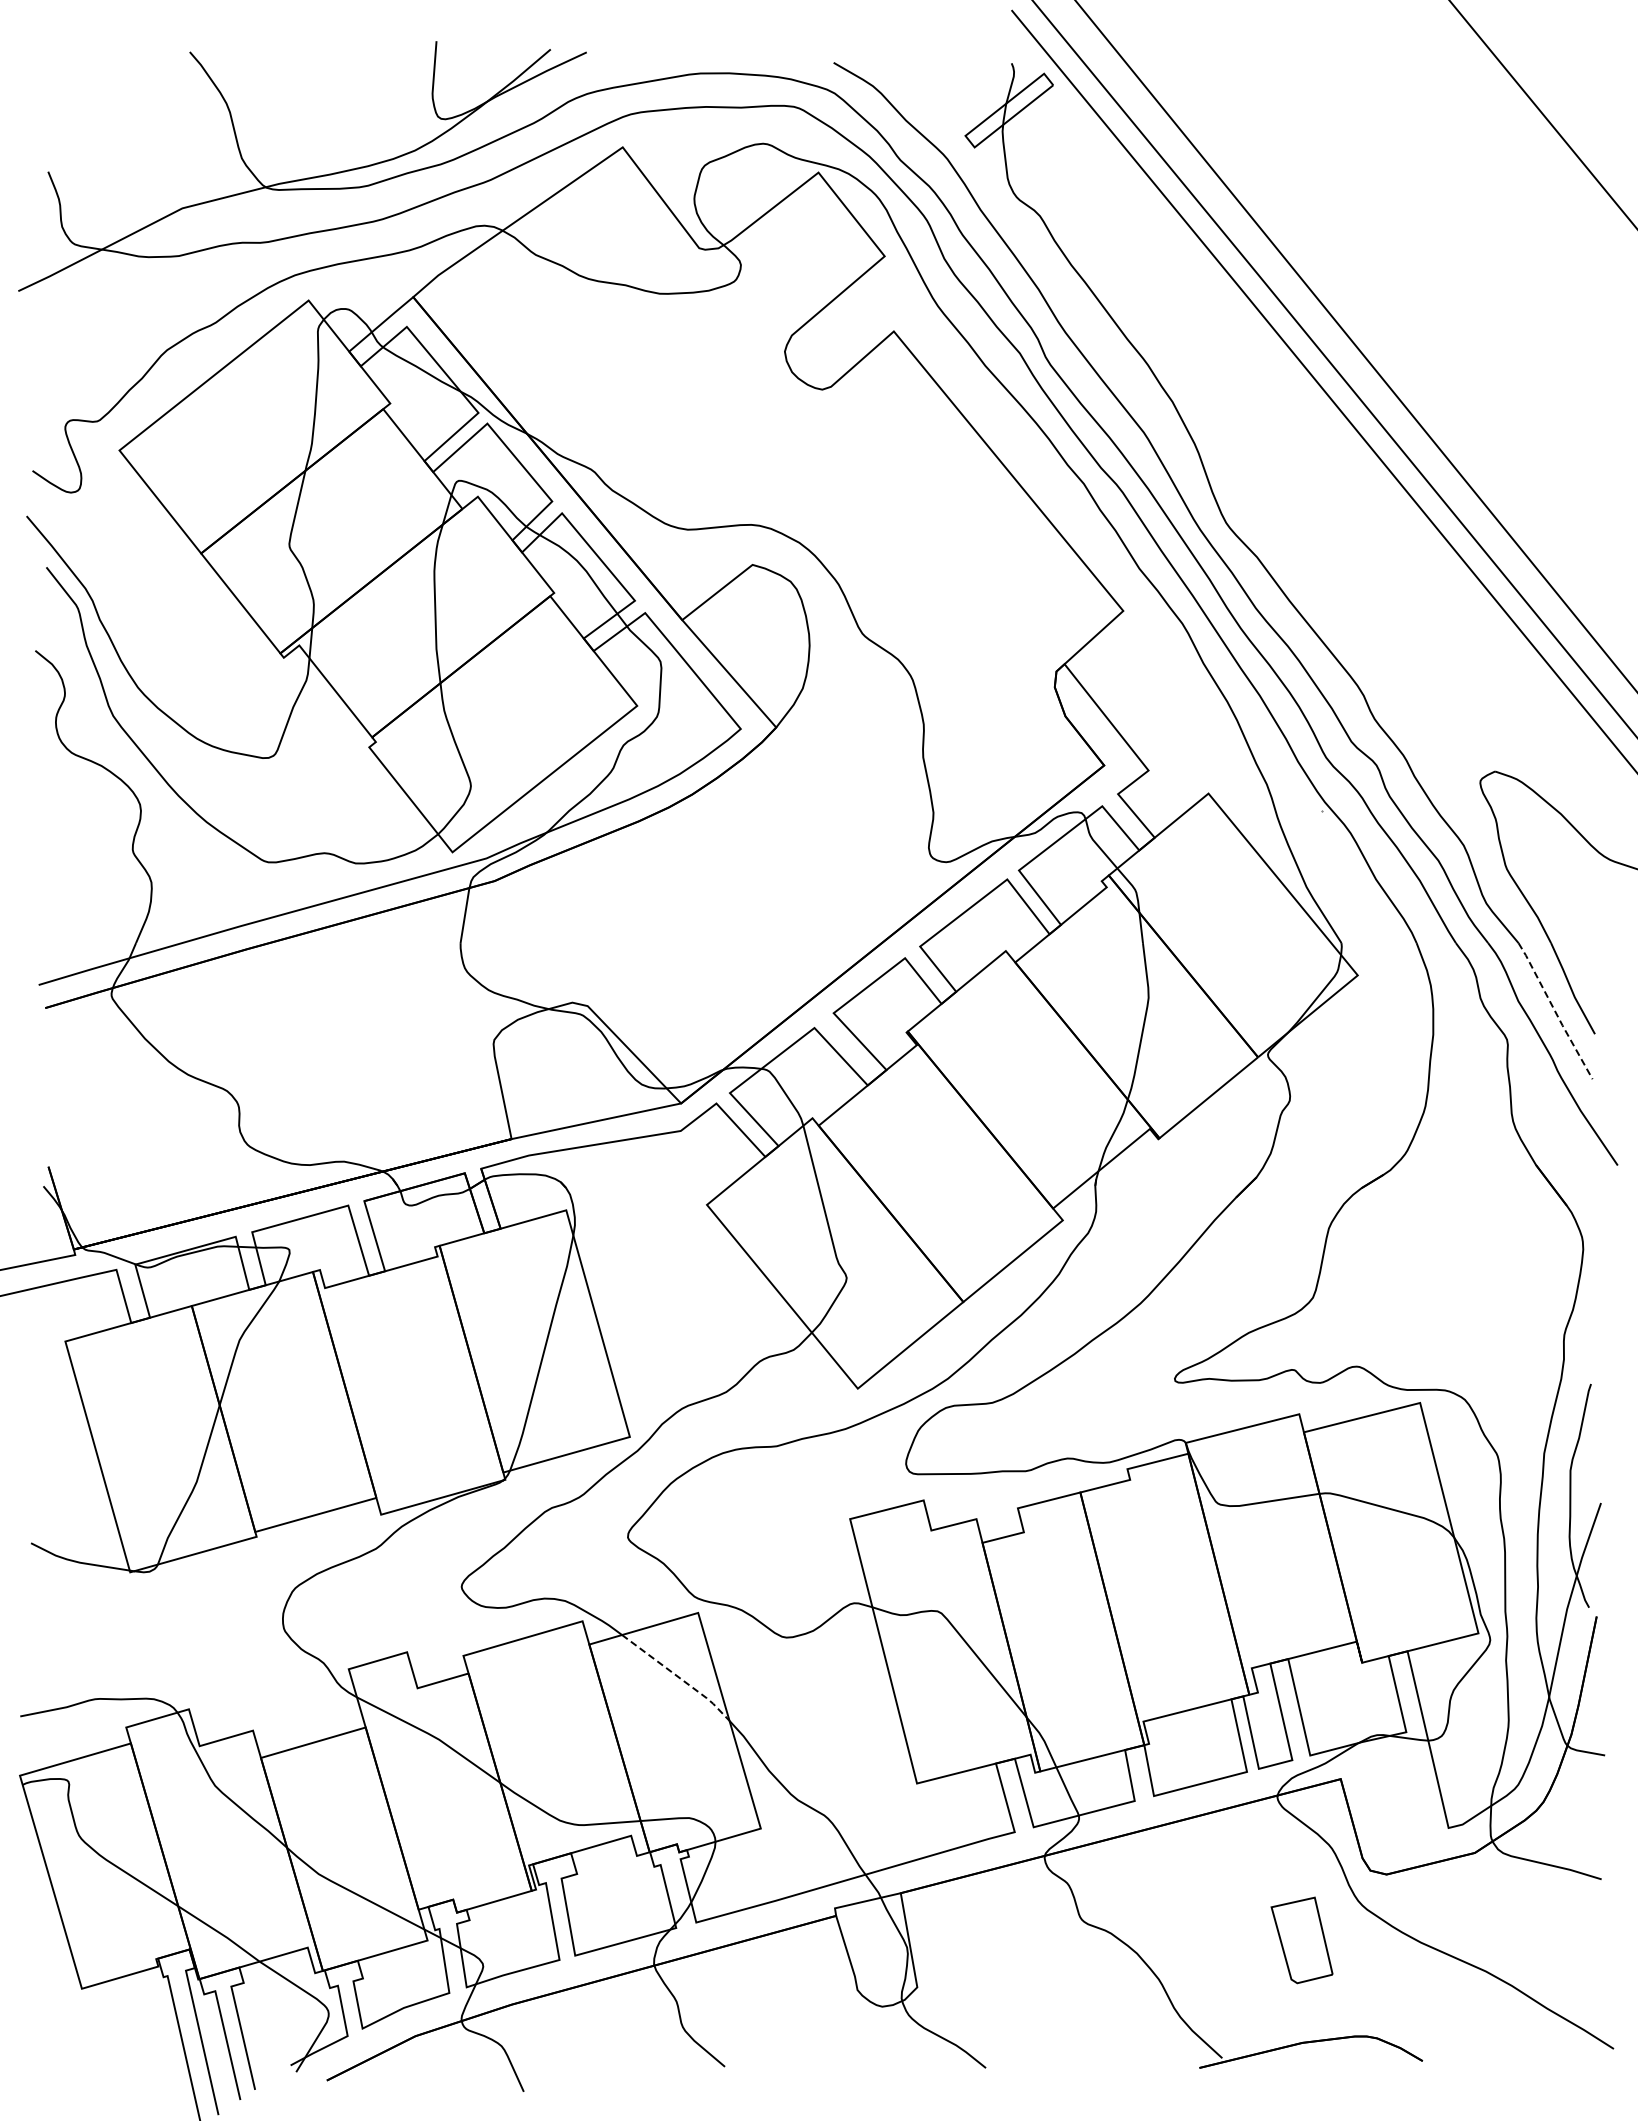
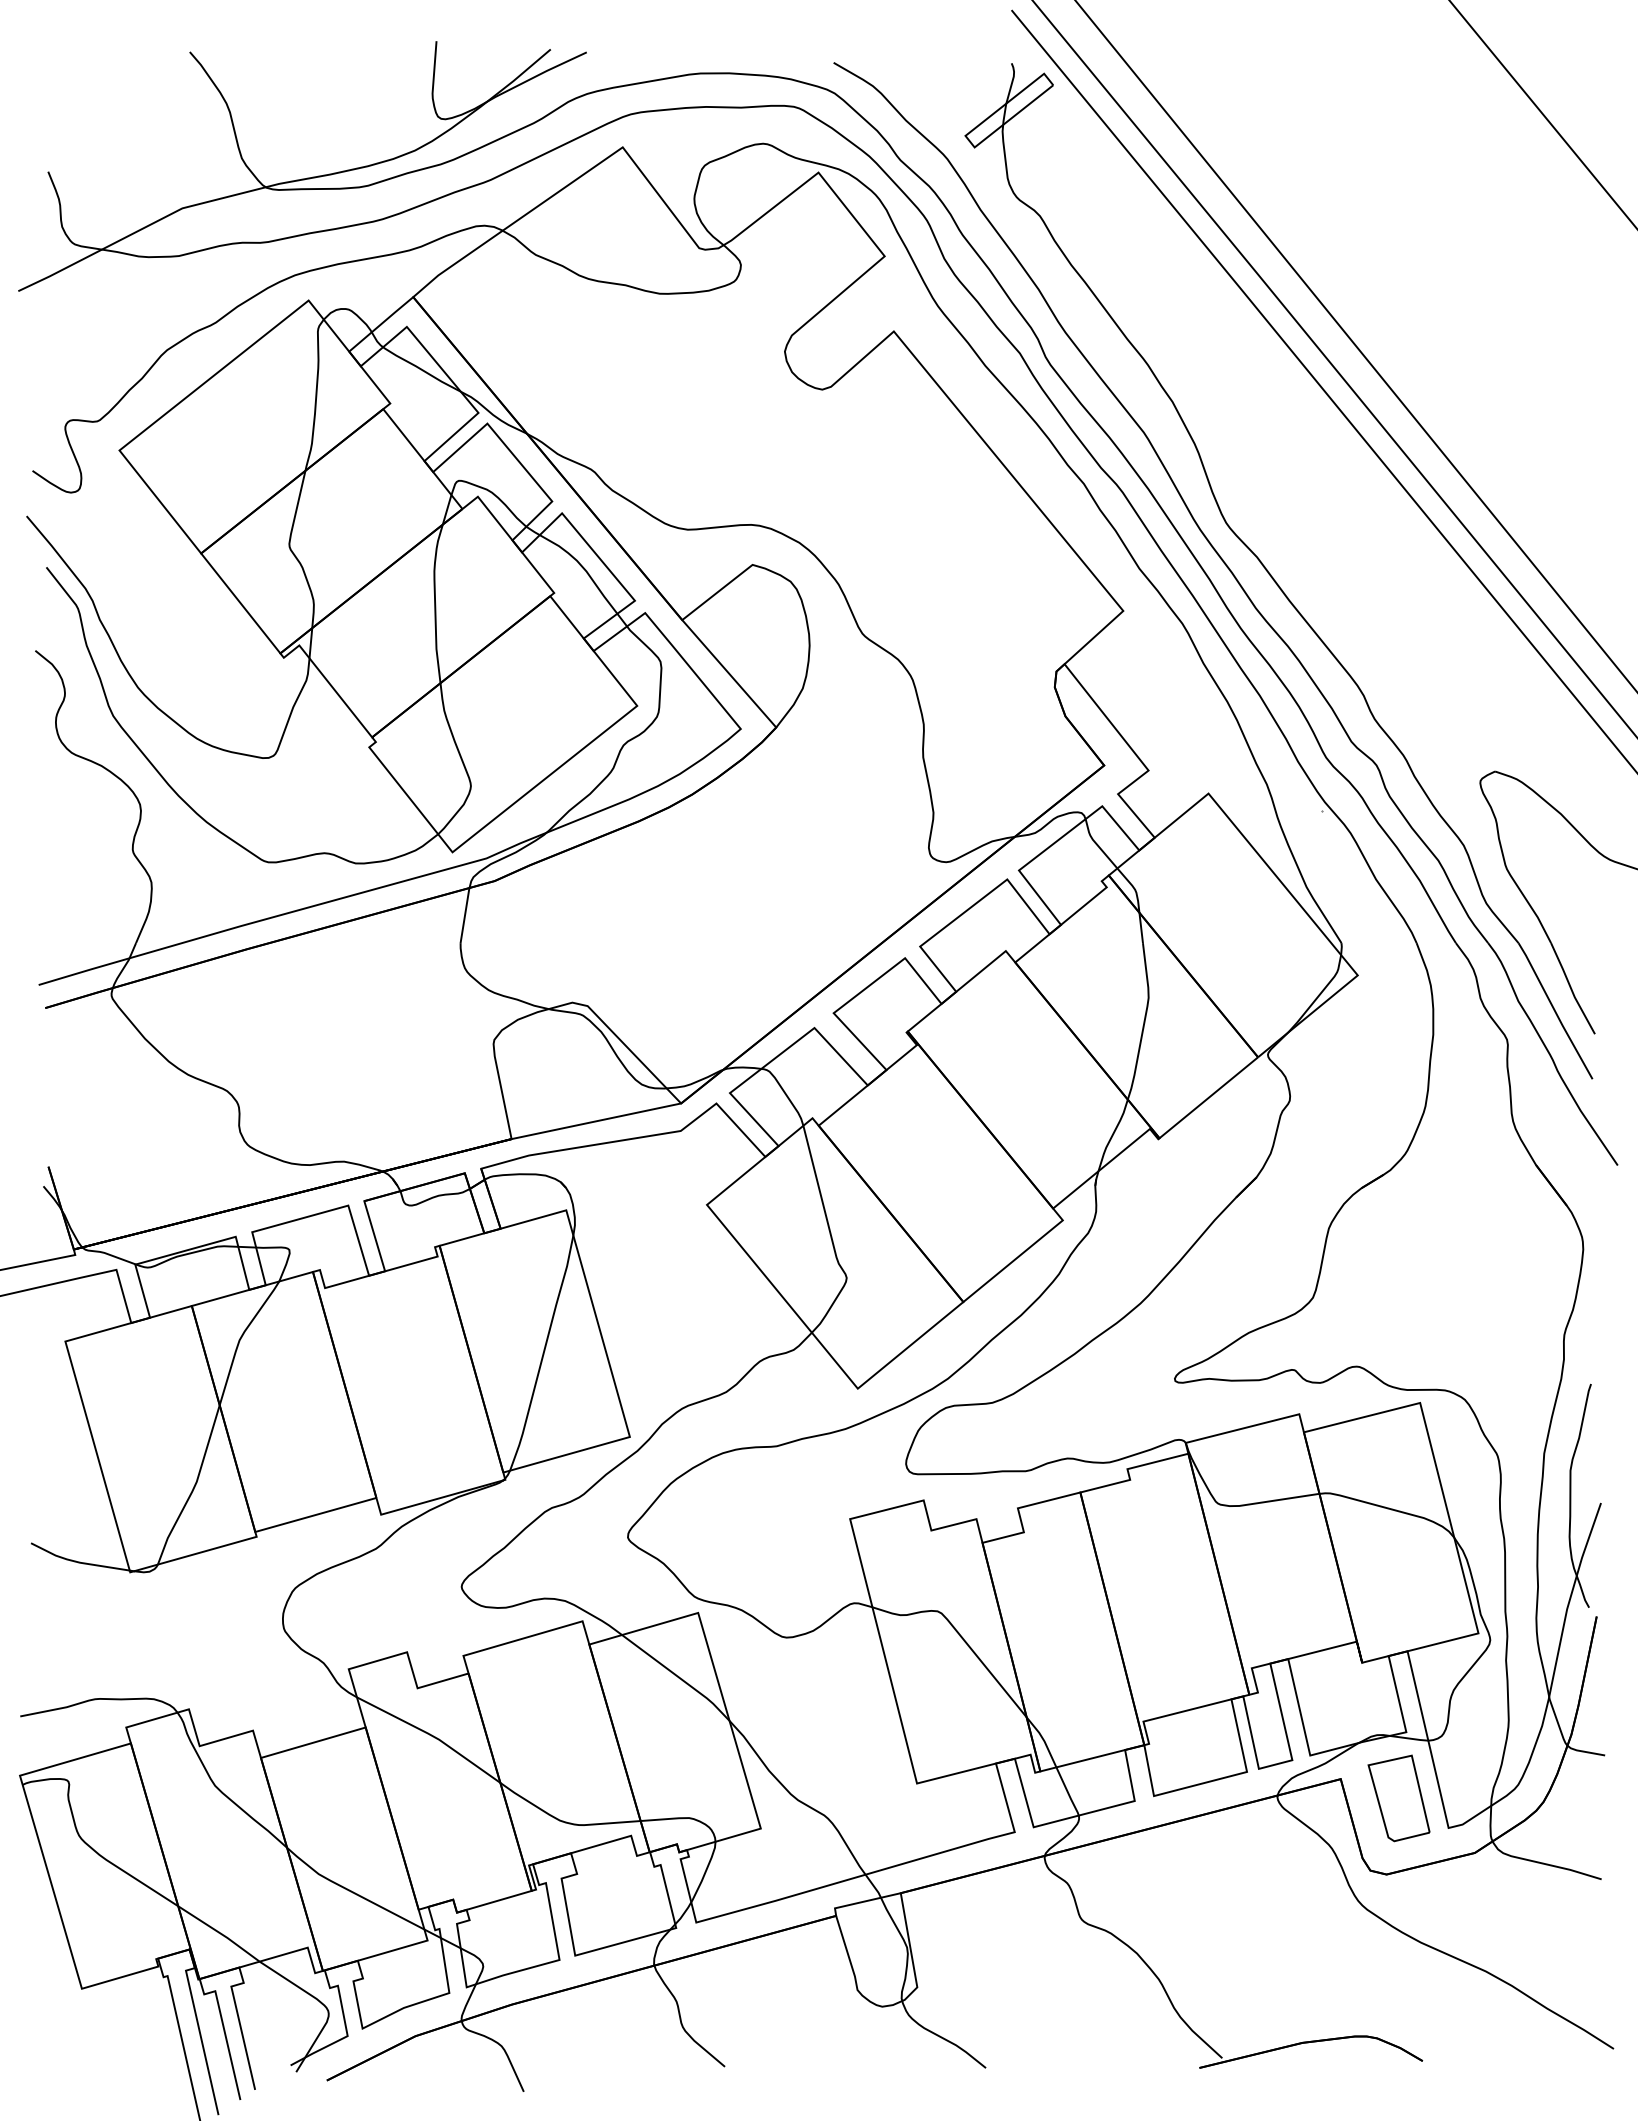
line: dashed -> solid (1555, 1011)
line: dashed -> solid (678, 1677)
part position: (1301, 1940) -> (1398, 1798) (1398, 1798)
